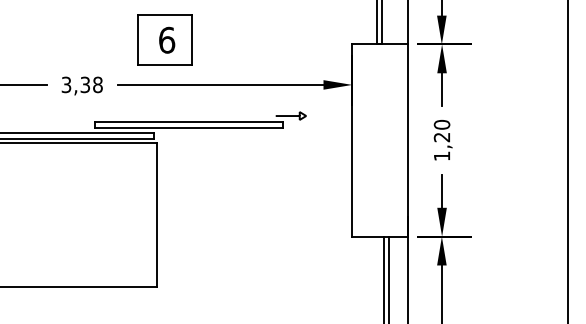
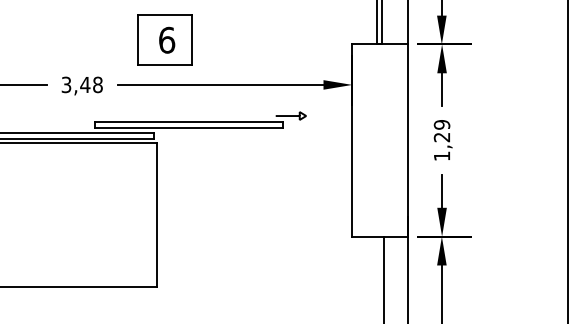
text: 3,38 -> 3,48 (85, 84)
text: 1,20 -> 1,29 (442, 124)
line: present -> none (389, 278)
